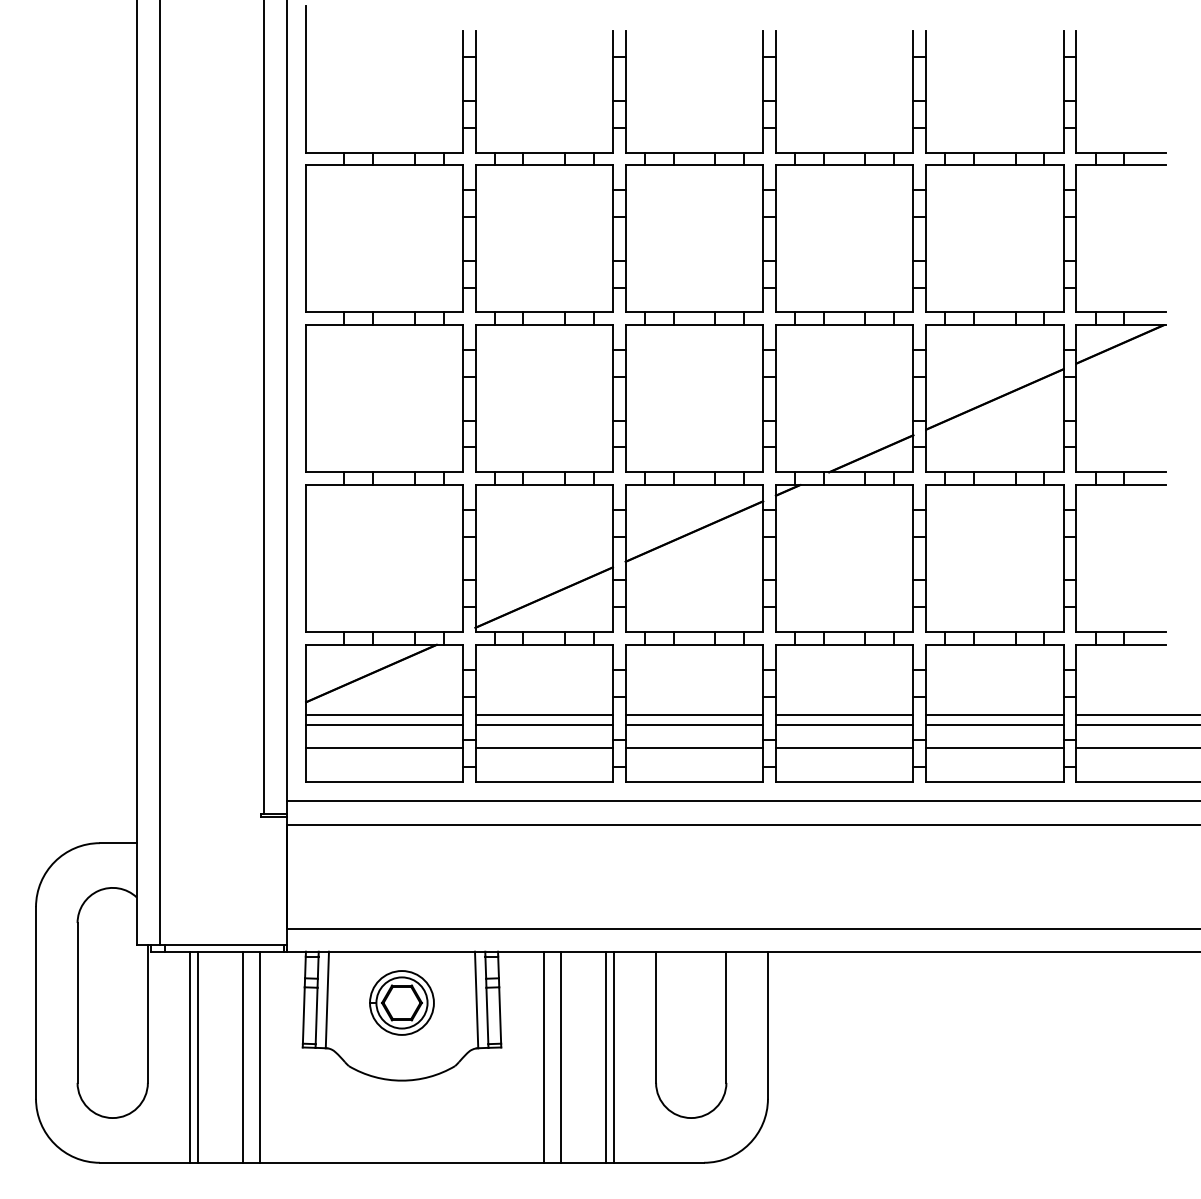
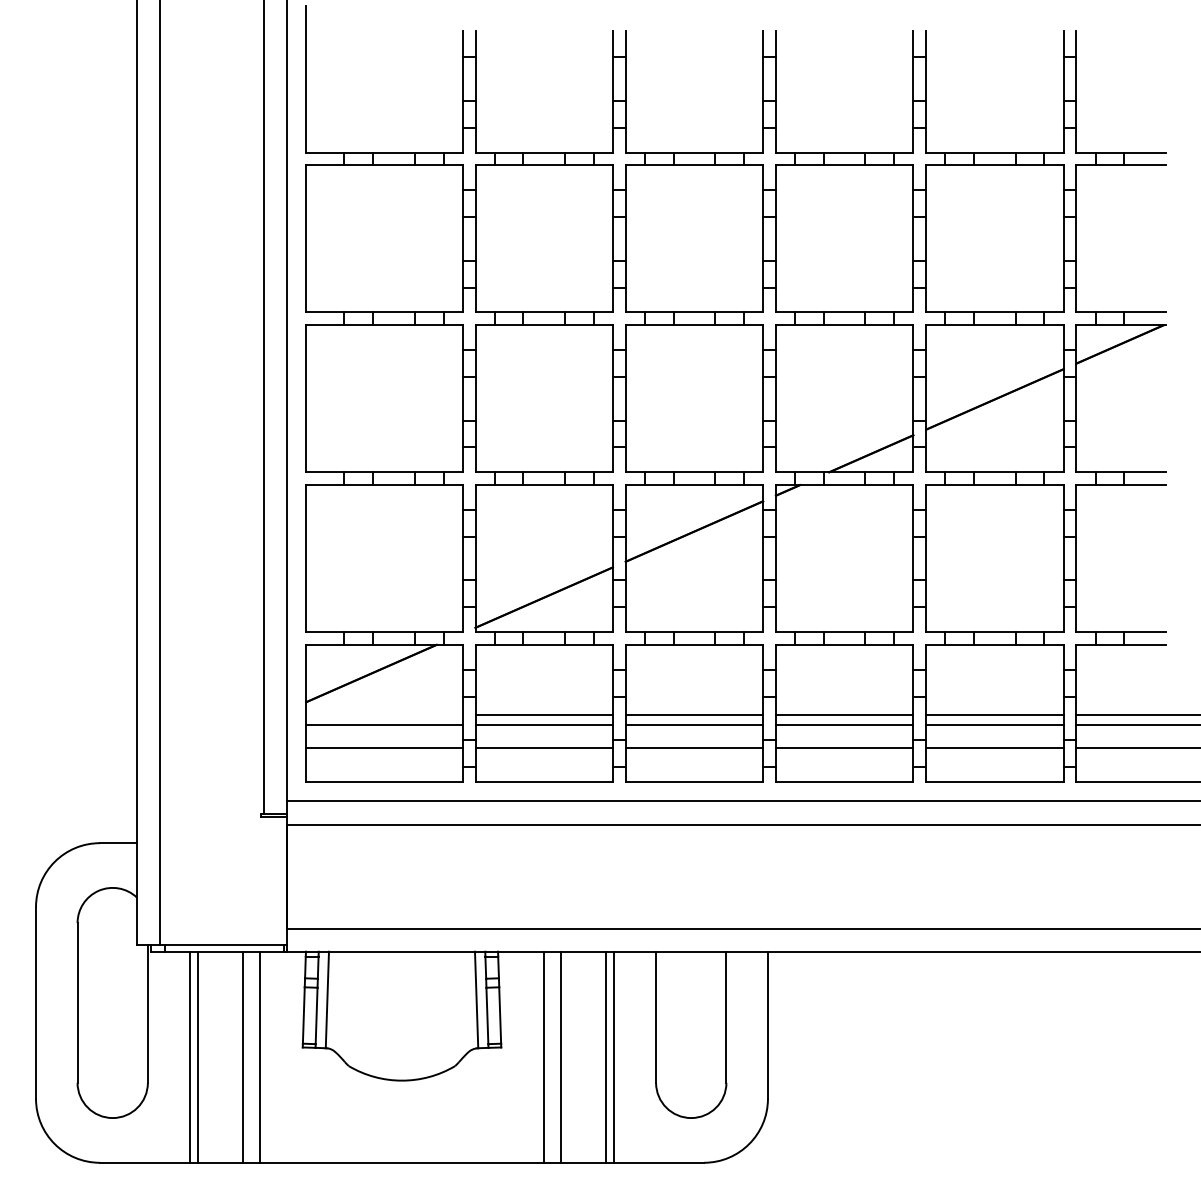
line: present -> none (384, 714)
part: present -> none (401, 1002)
